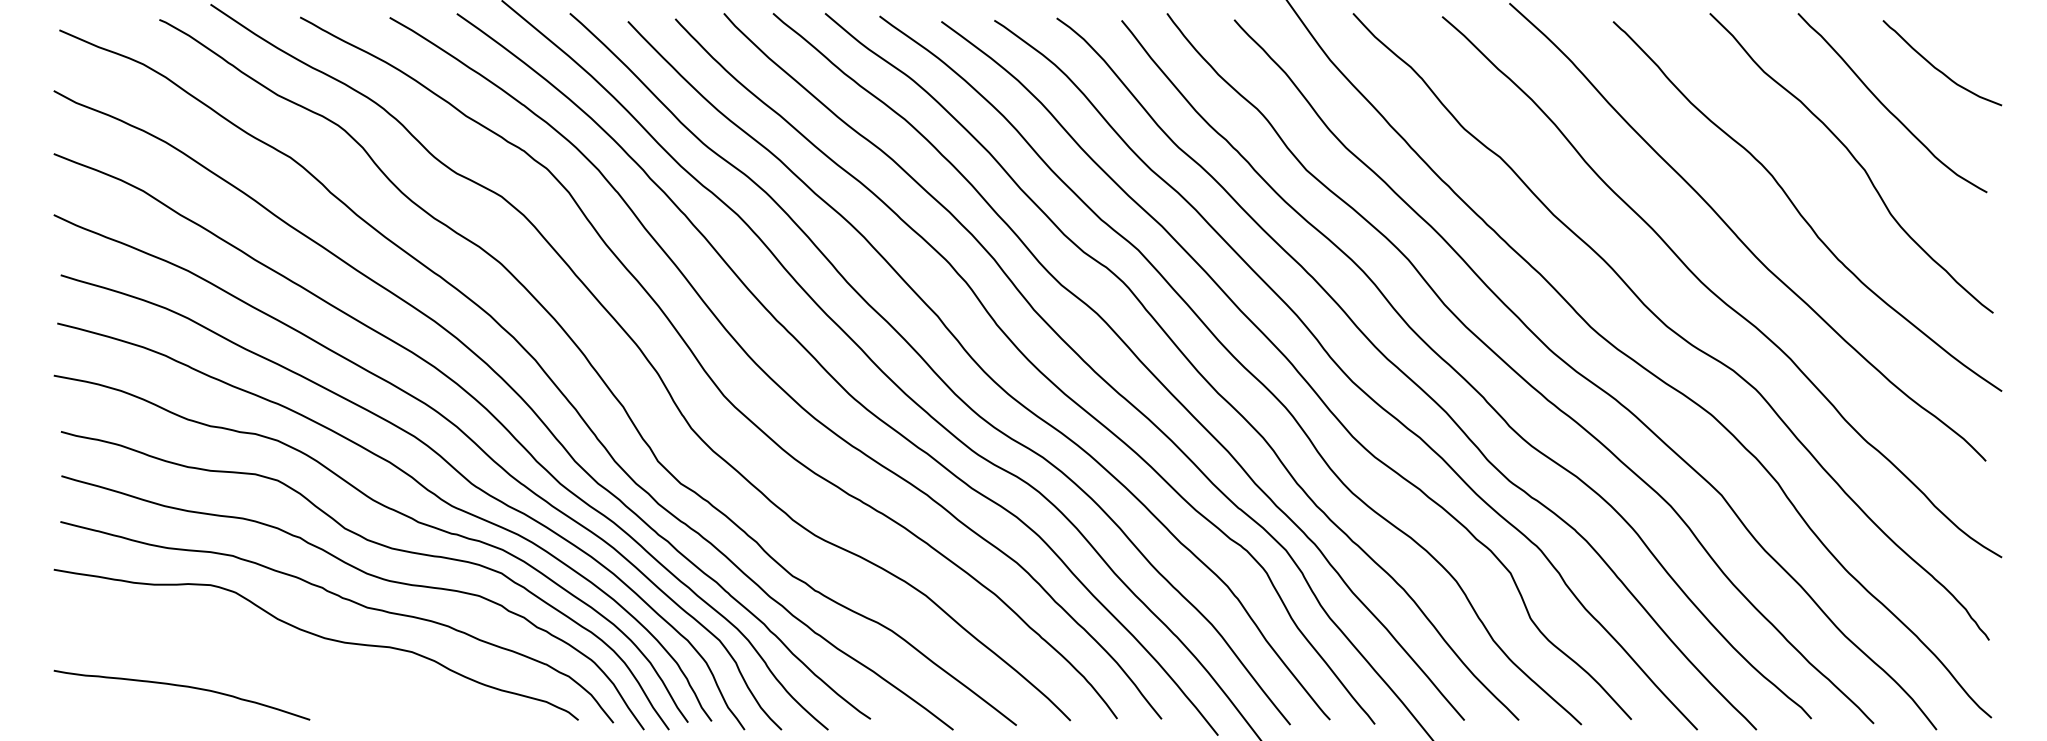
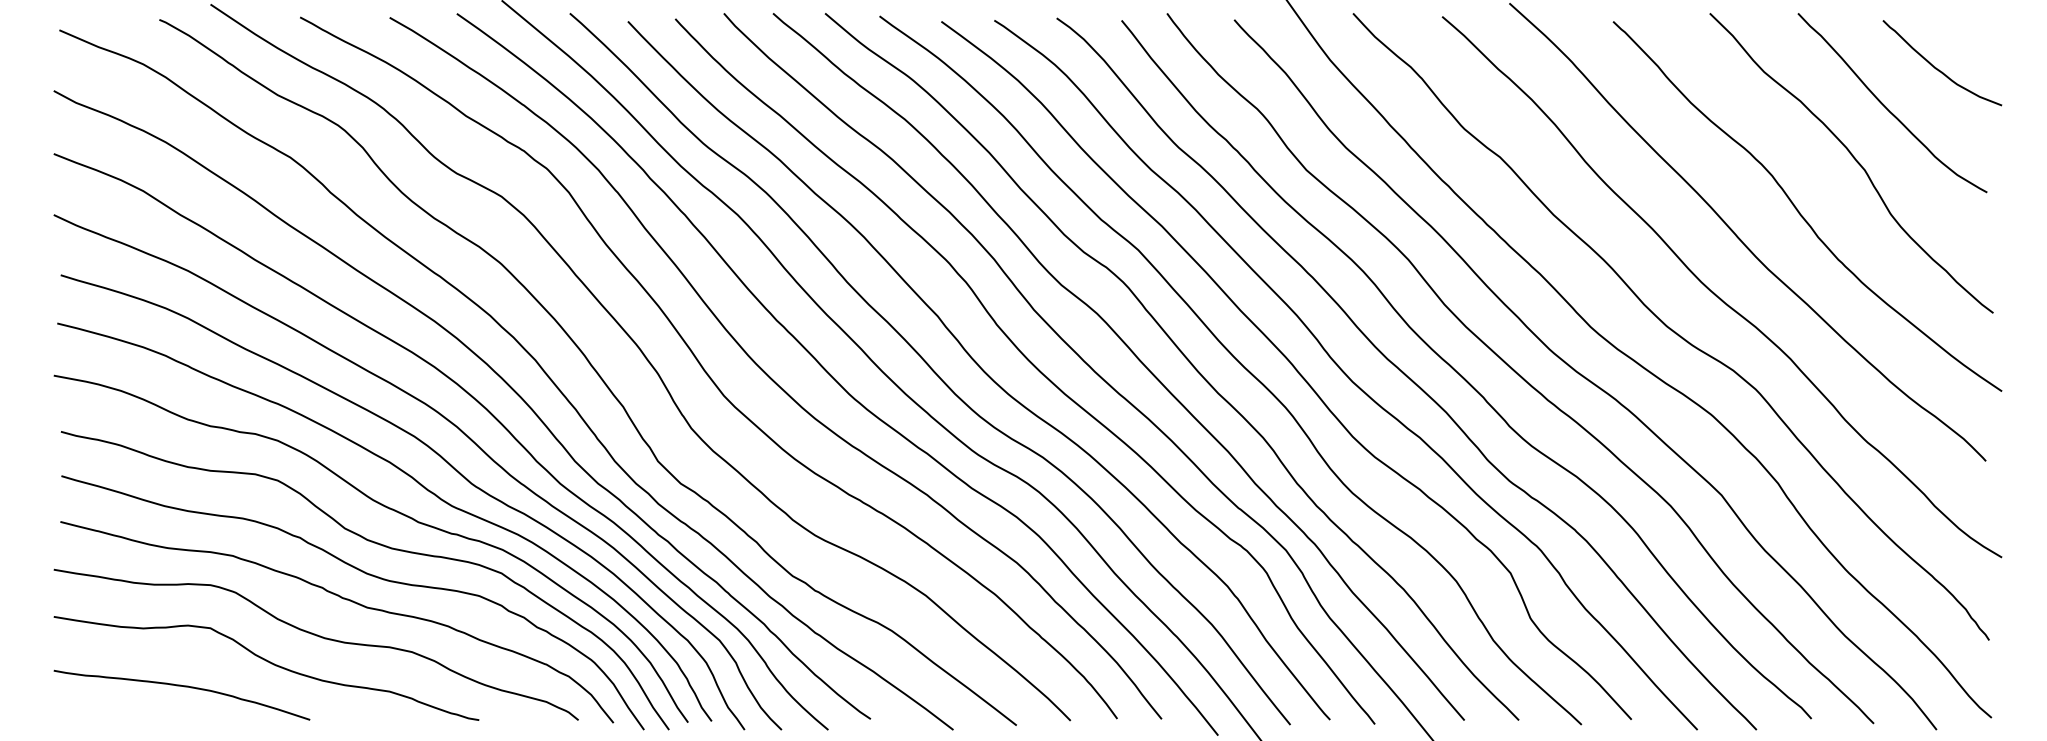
curve: none -> present (269, 663)
